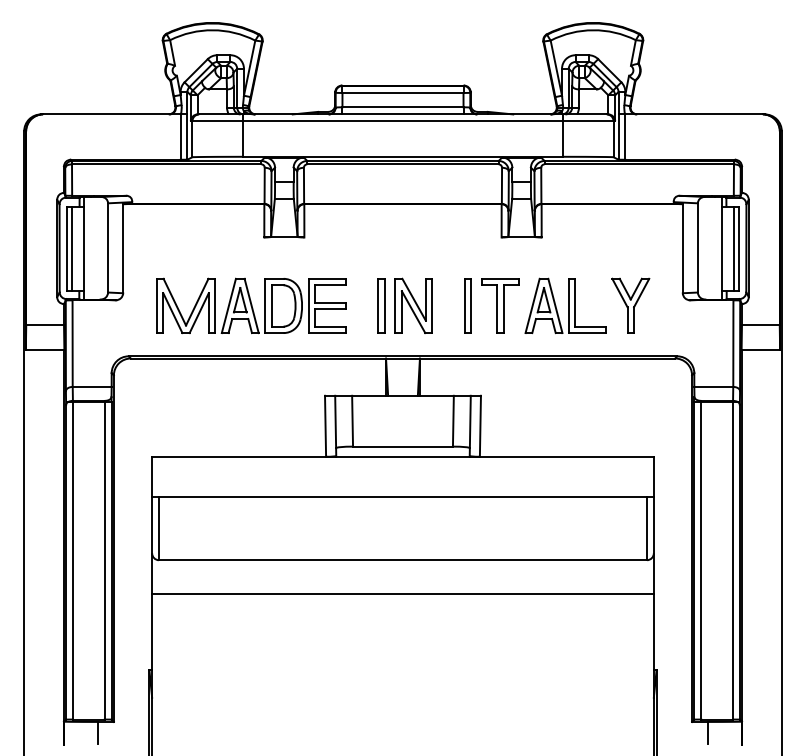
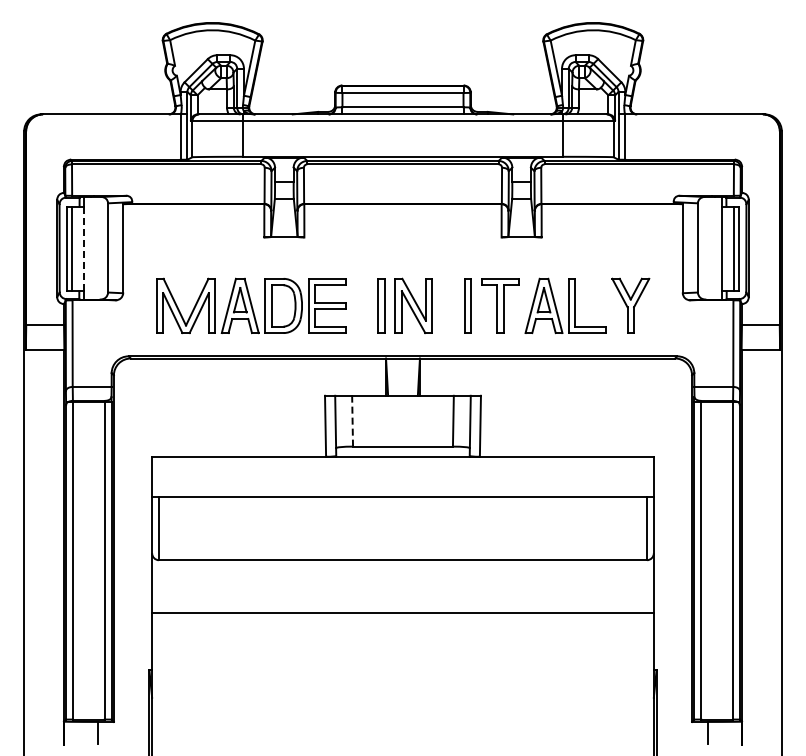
line: solid -> dashed (84, 249)
line: solid -> dashed (352, 420)
line position: (402, 594) -> (402, 613) (402, 613)
